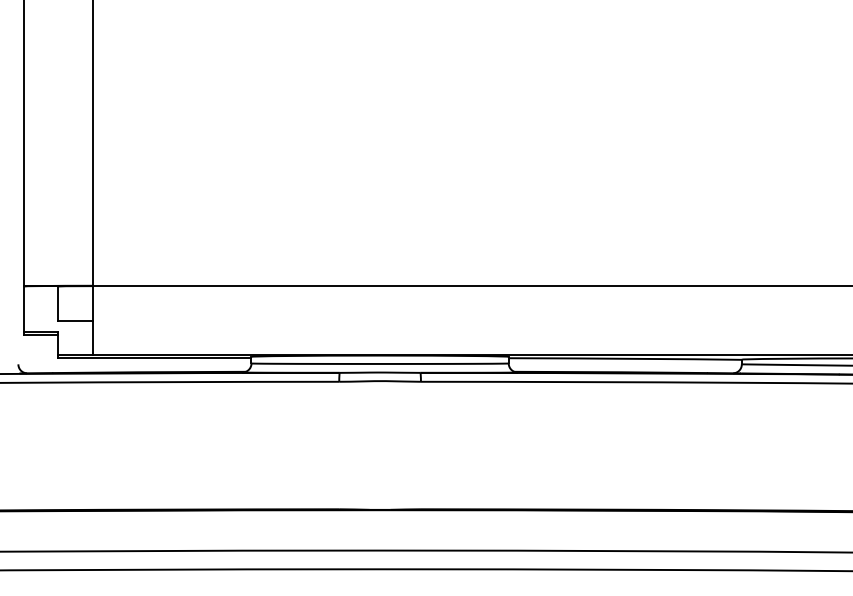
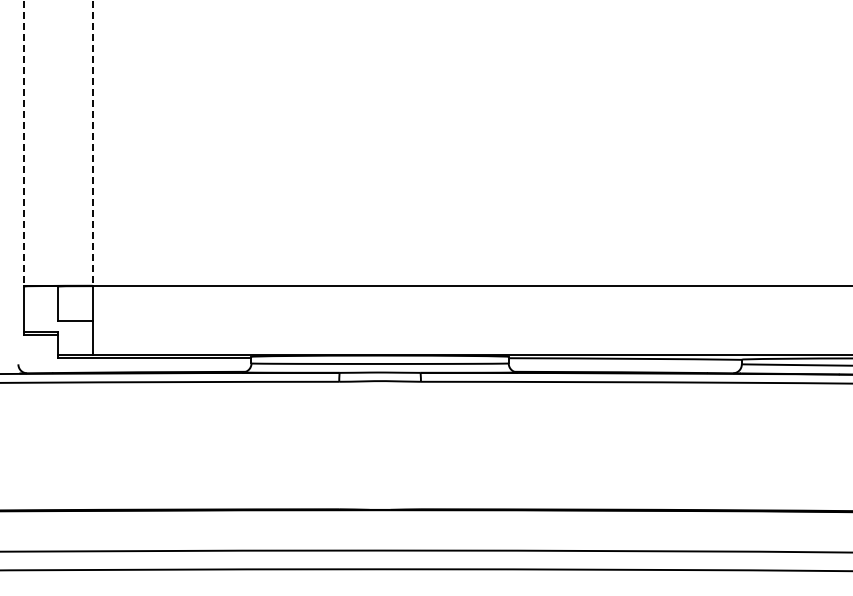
line: solid -> dashed (92, 142)
line: solid -> dashed (24, 143)
